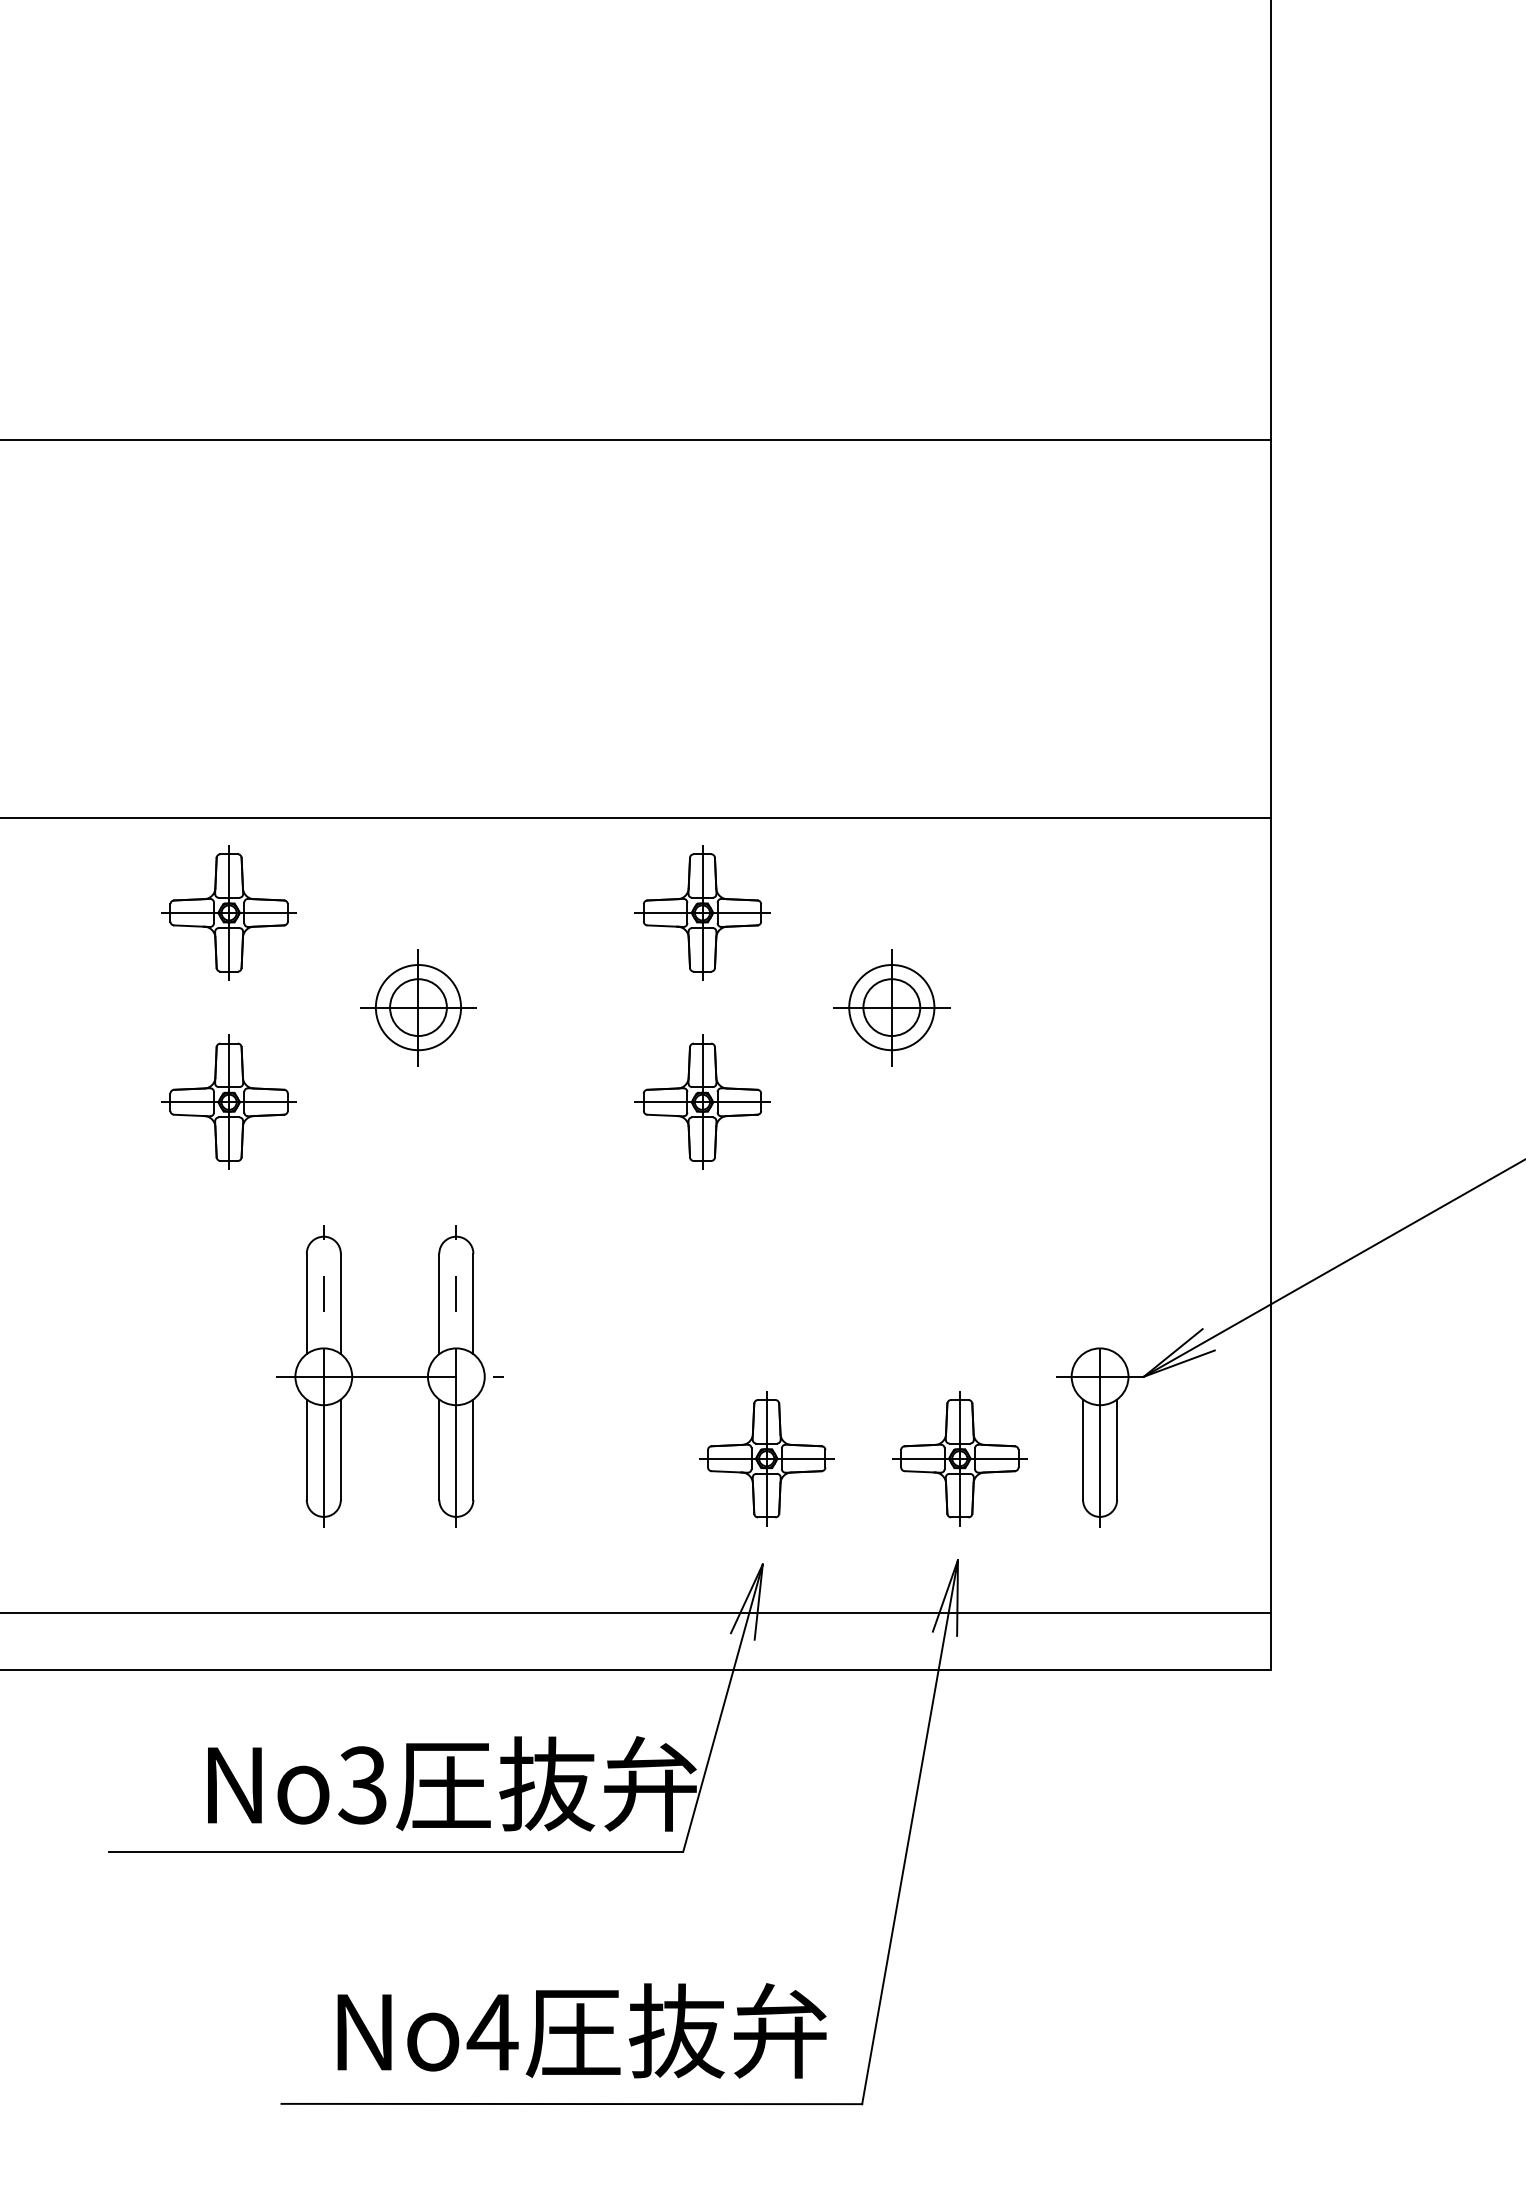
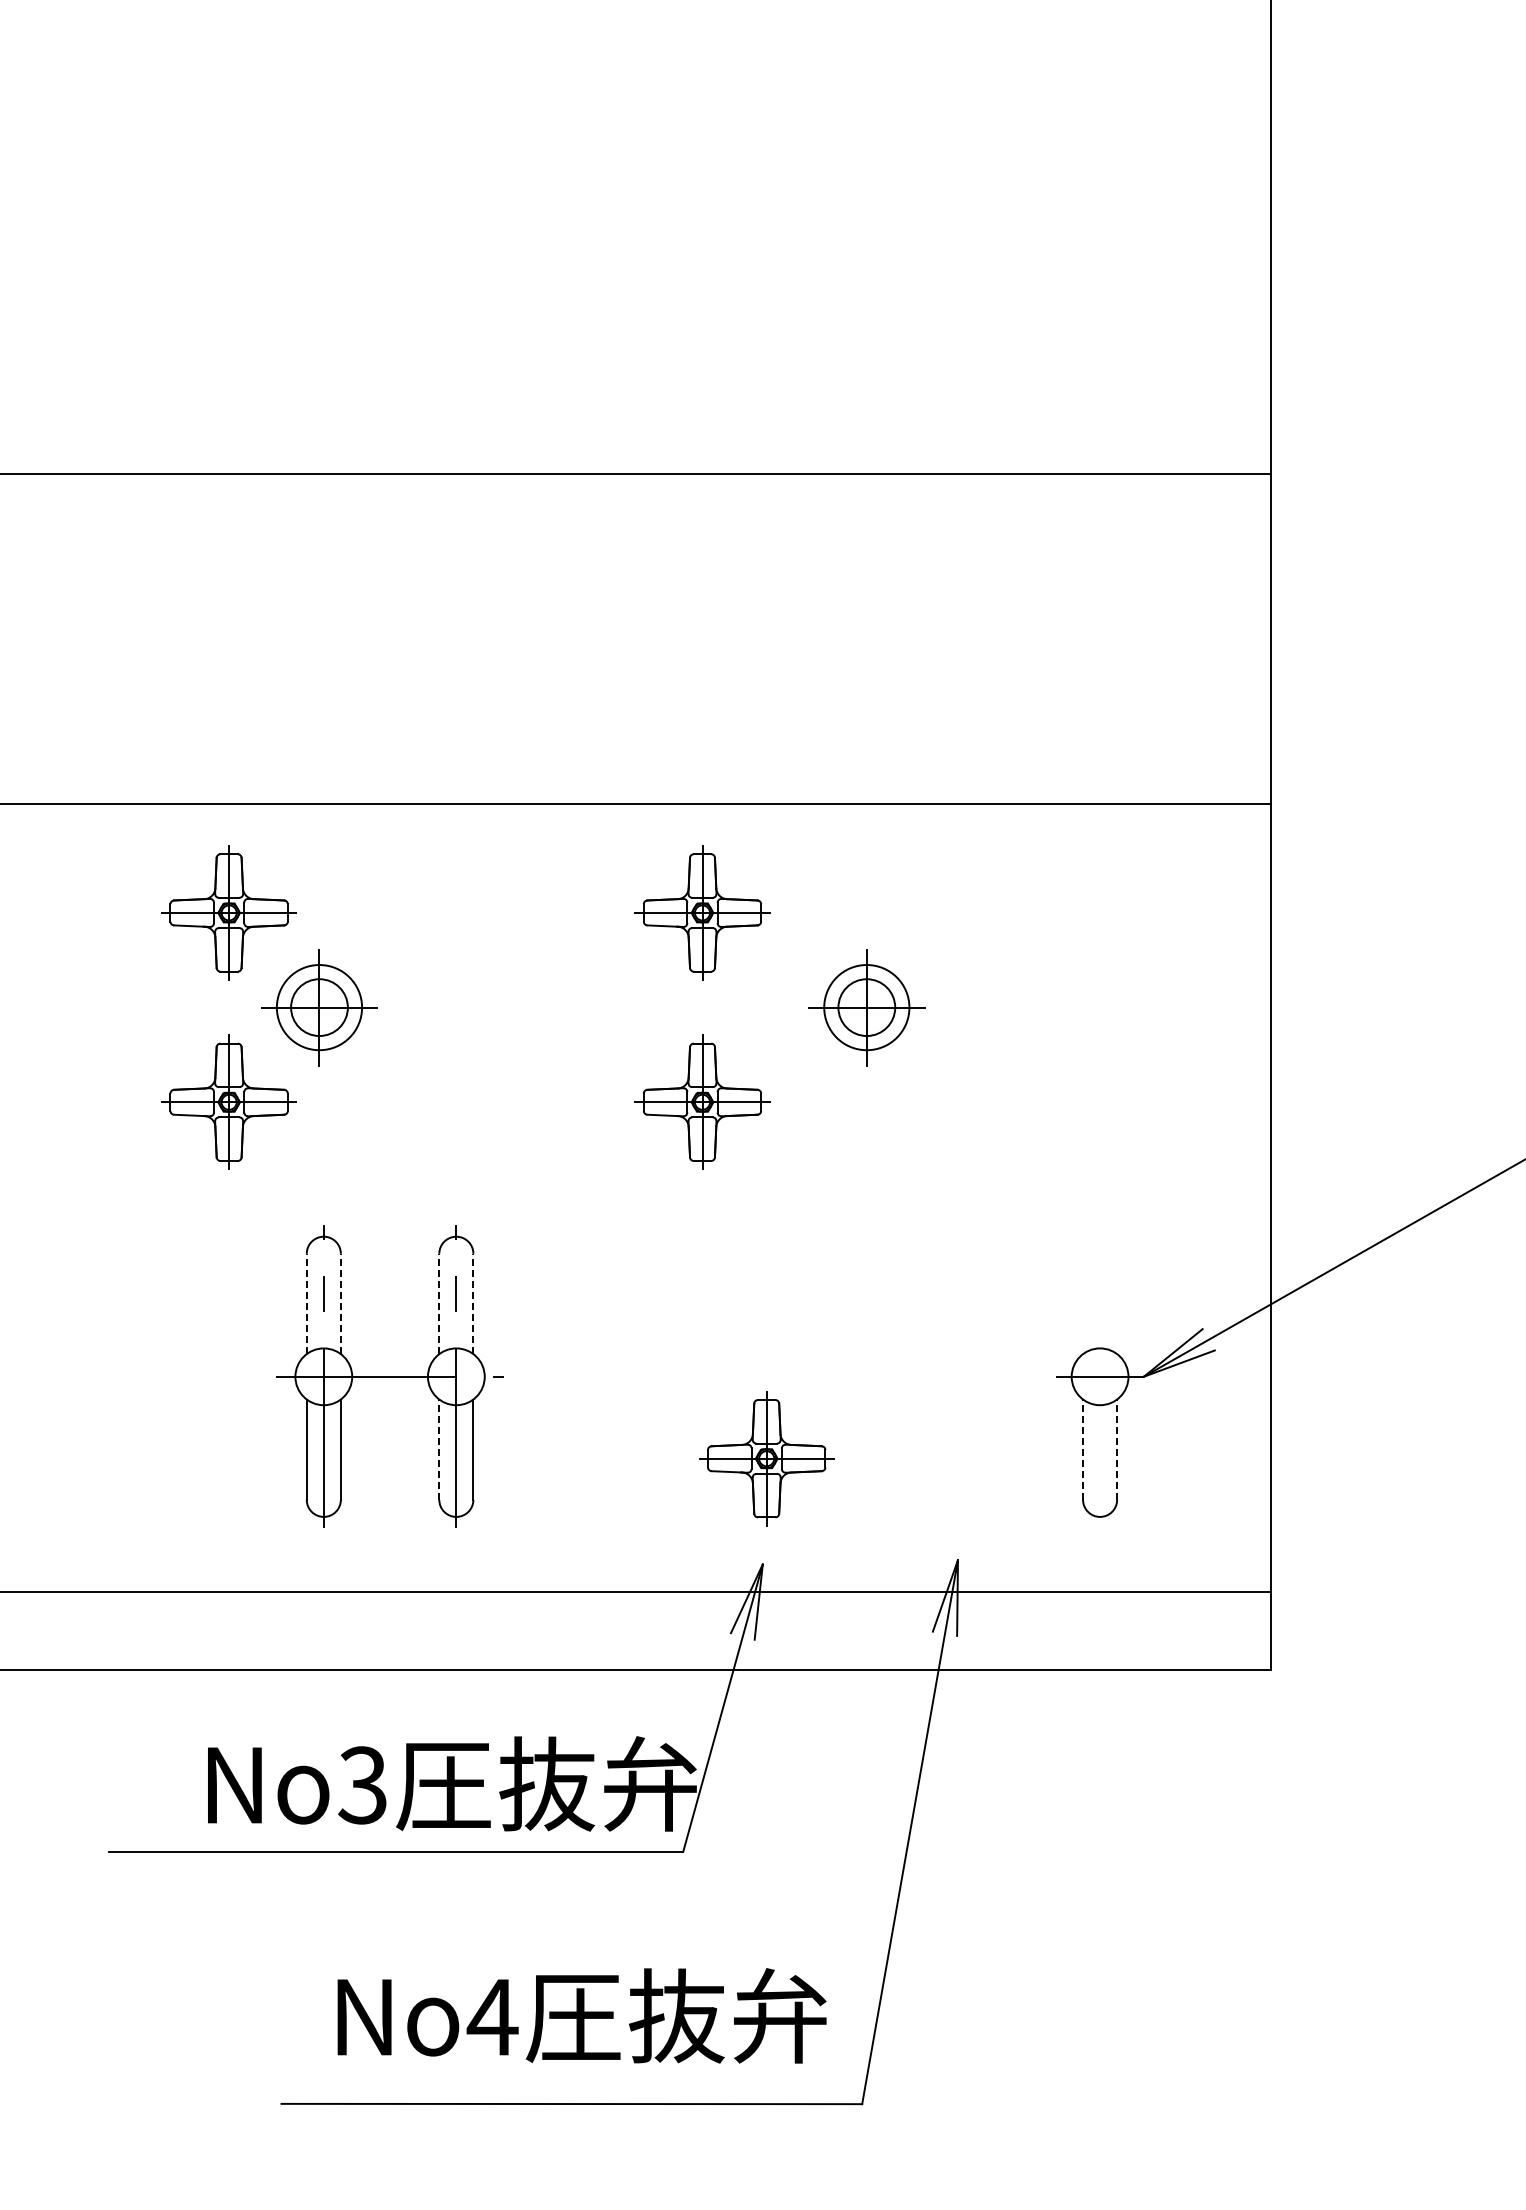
line position: (636, 439) -> (636, 473) (636, 473)
line position: (636, 818) -> (636, 804) (636, 804)
part position: (418, 1007) -> (319, 1007) (319, 1007)
part position: (891, 1007) -> (866, 1007) (866, 1007)
line: solid -> dashed (306, 1303)
line: solid -> dashed (340, 1303)
line: solid -> dashed (439, 1303)
line: solid -> dashed (473, 1303)
line: present -> none (1100, 1430)
line: solid -> dashed (439, 1449)
line: solid -> dashed (1083, 1449)
line: solid -> dashed (1117, 1449)
part: present -> none (959, 1458)
line position: (636, 1613) -> (636, 1592) (636, 1592)
text position: (581, 2030) -> (581, 2015) (581, 2015)
